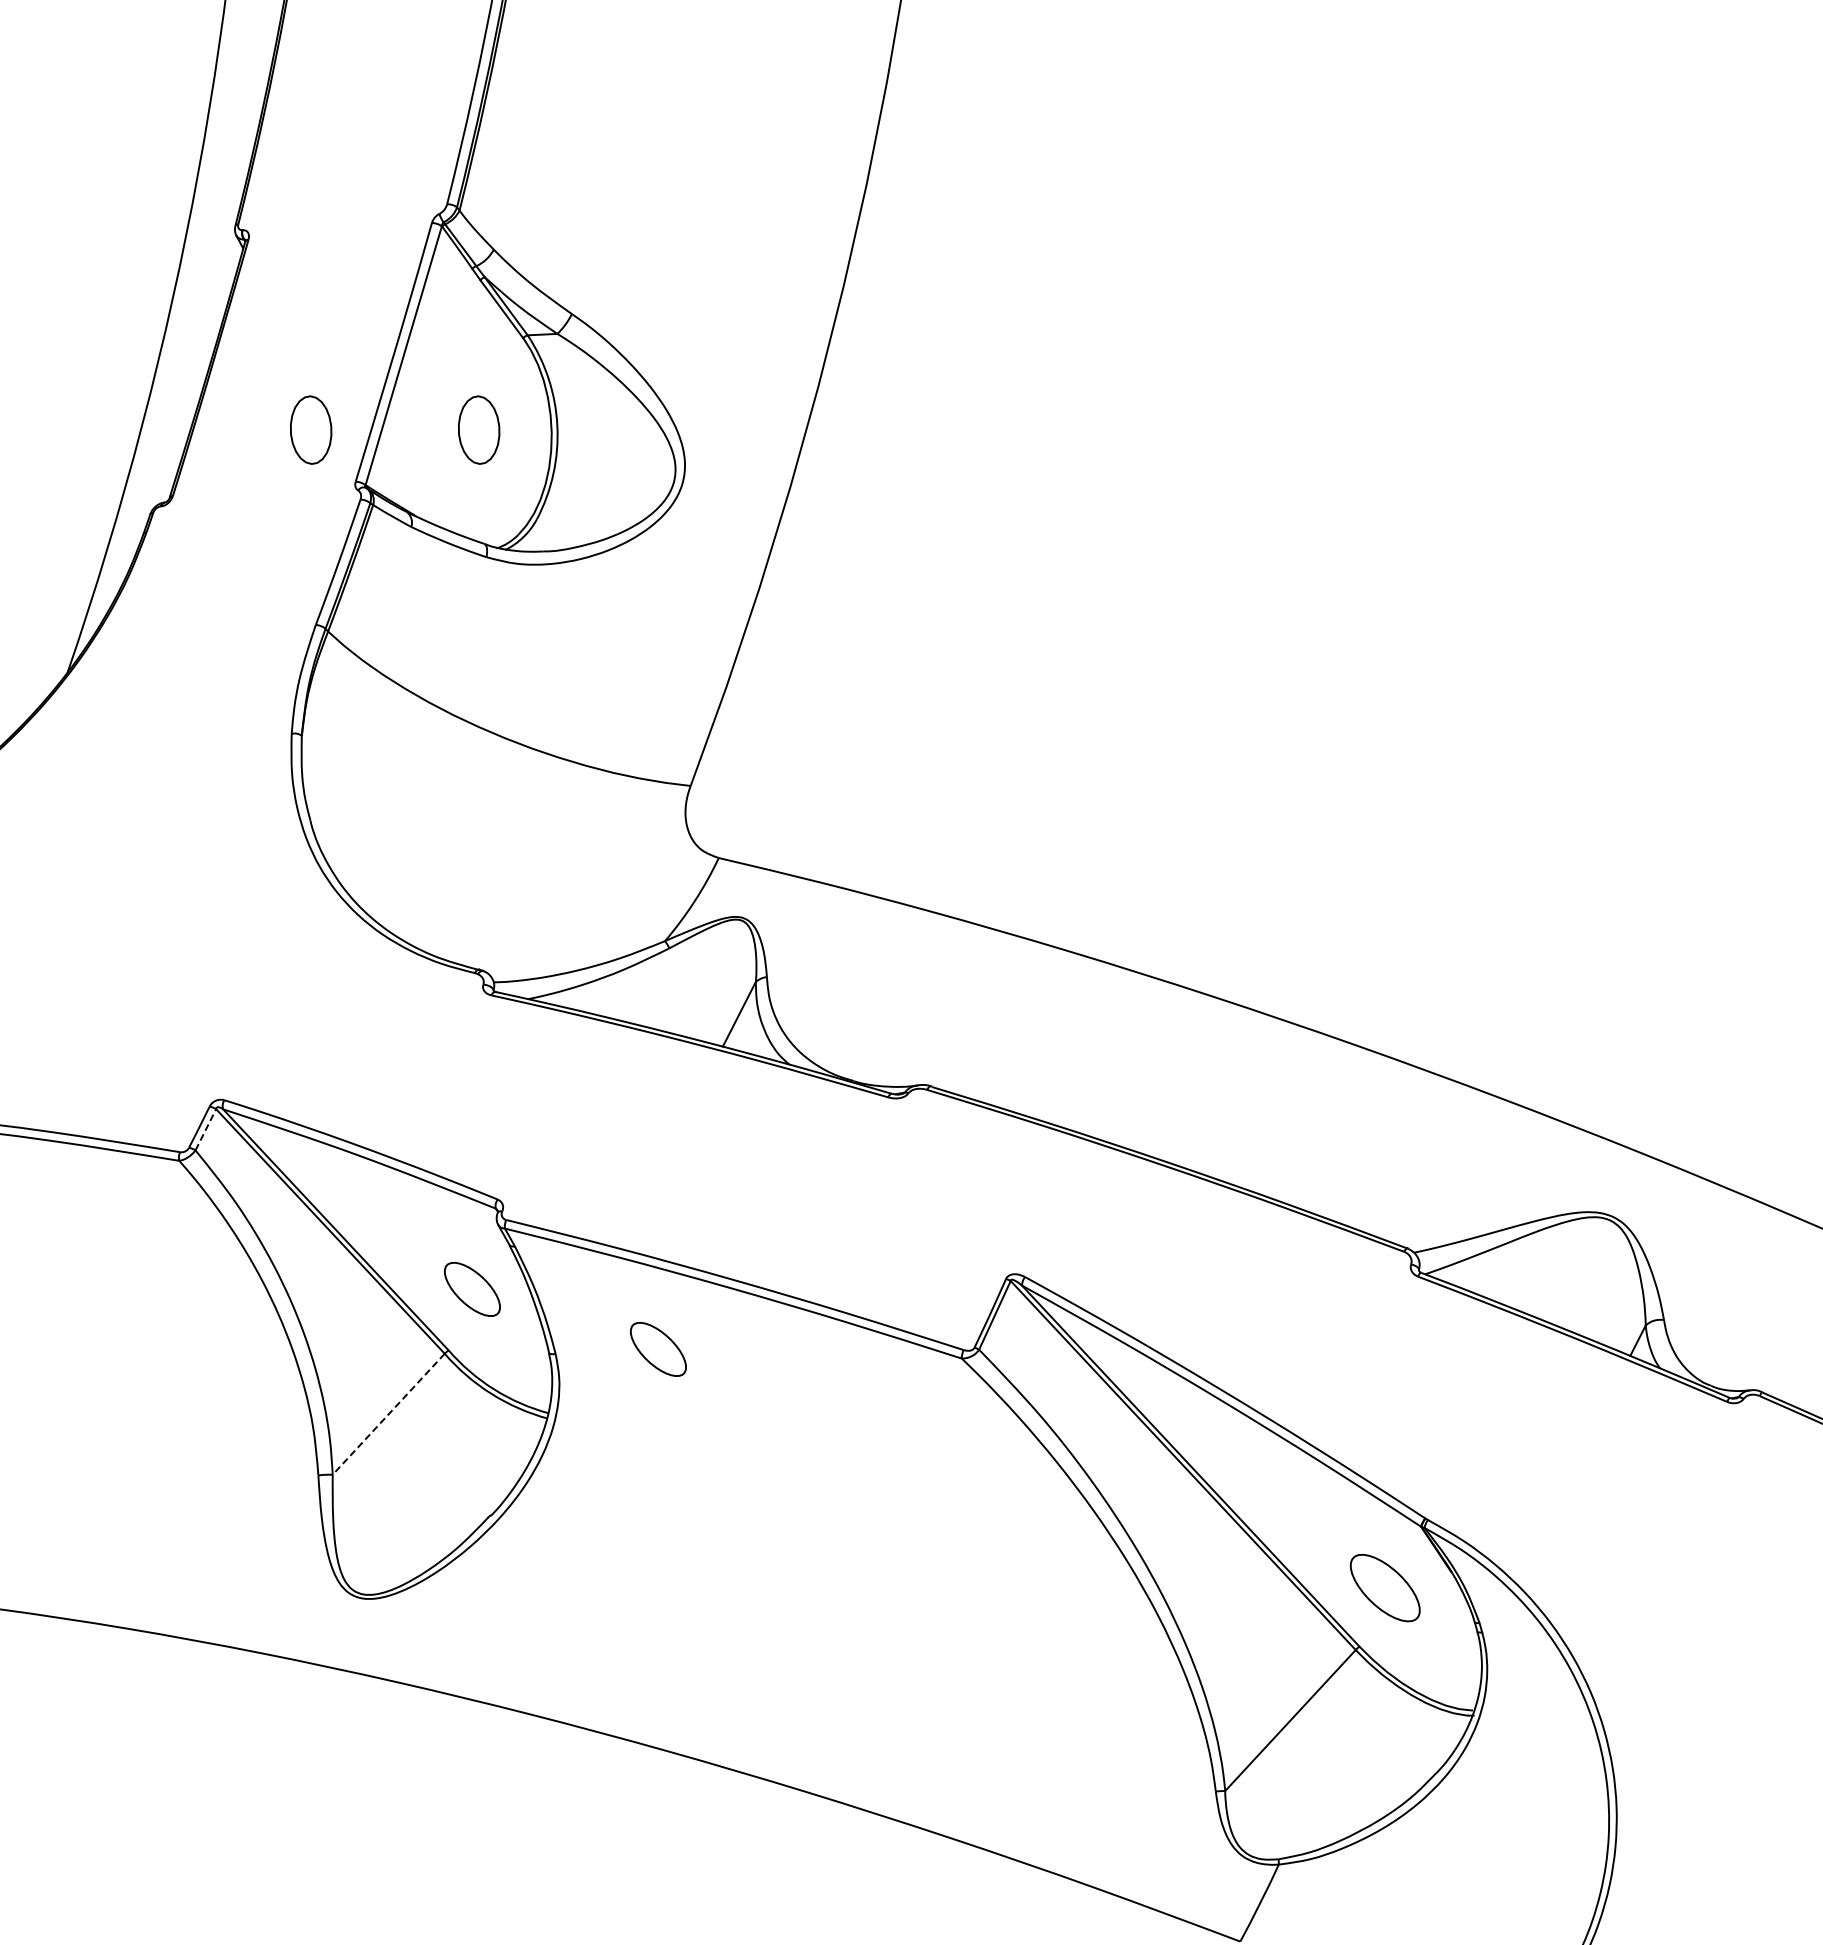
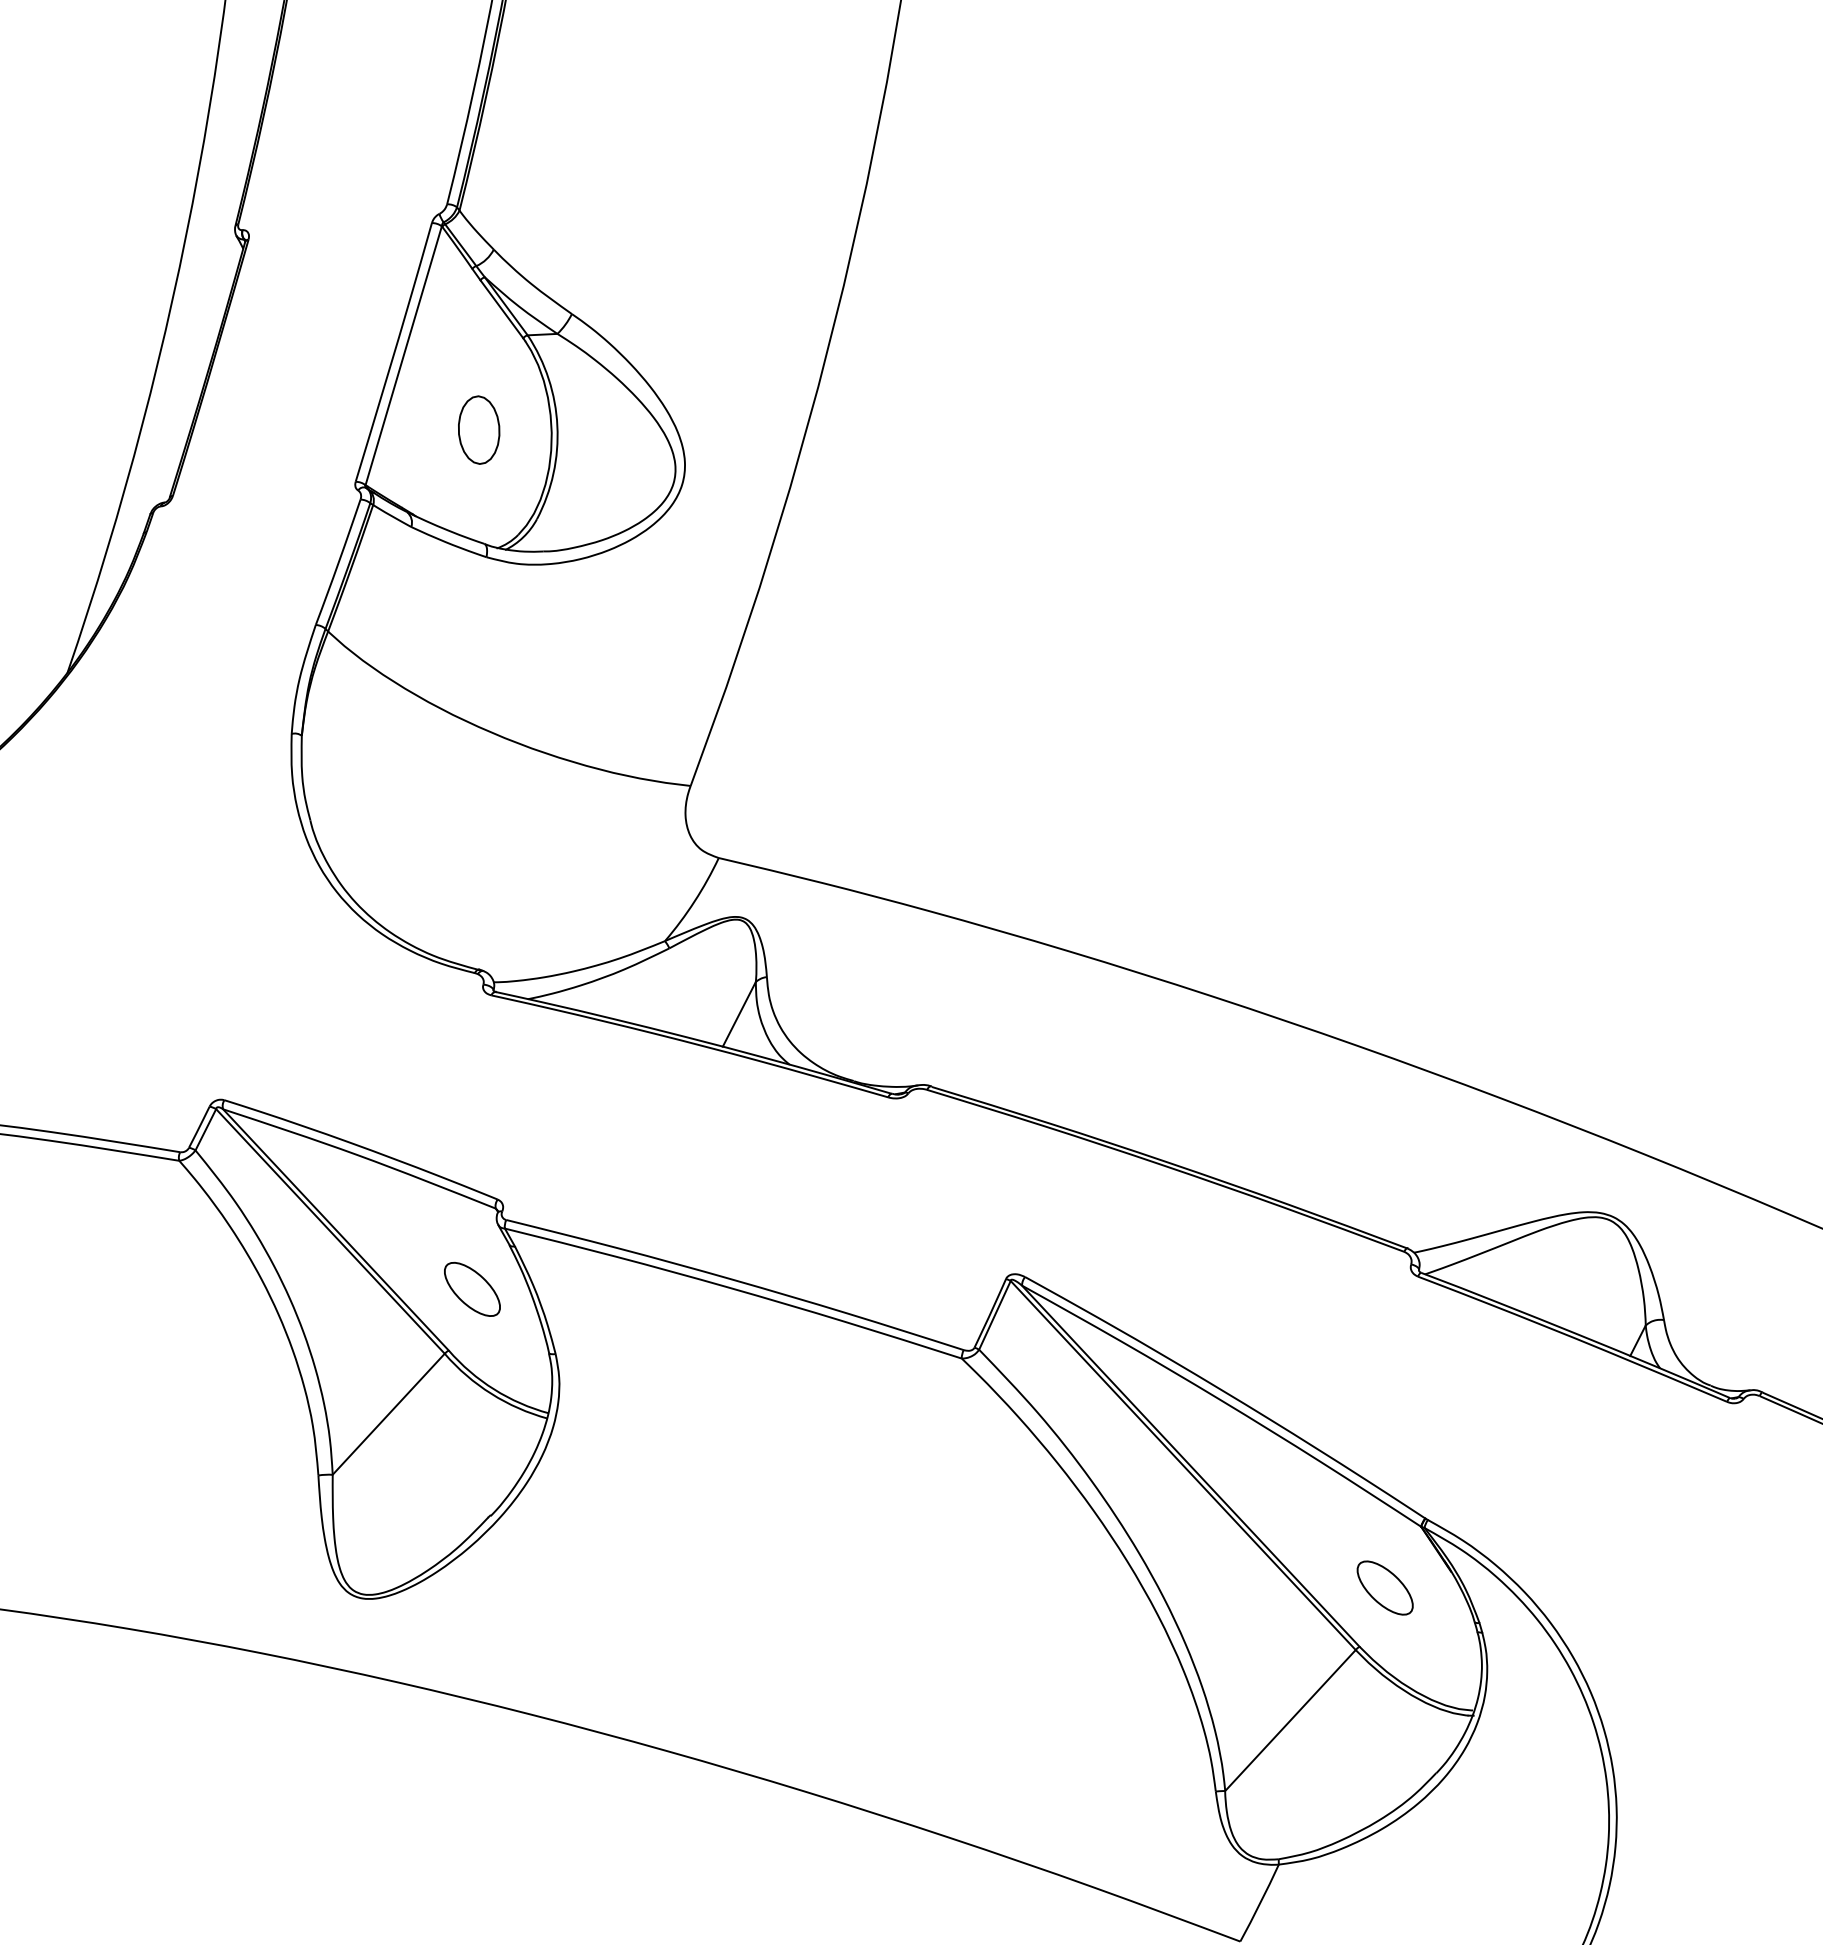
part: present -> none (311, 429)
line: dashed -> solid (206, 1129)
part: present -> none (658, 1348)
line: dashed -> solid (388, 1414)
part size: 72x70 px -> 58x56 px (1384, 1587)
